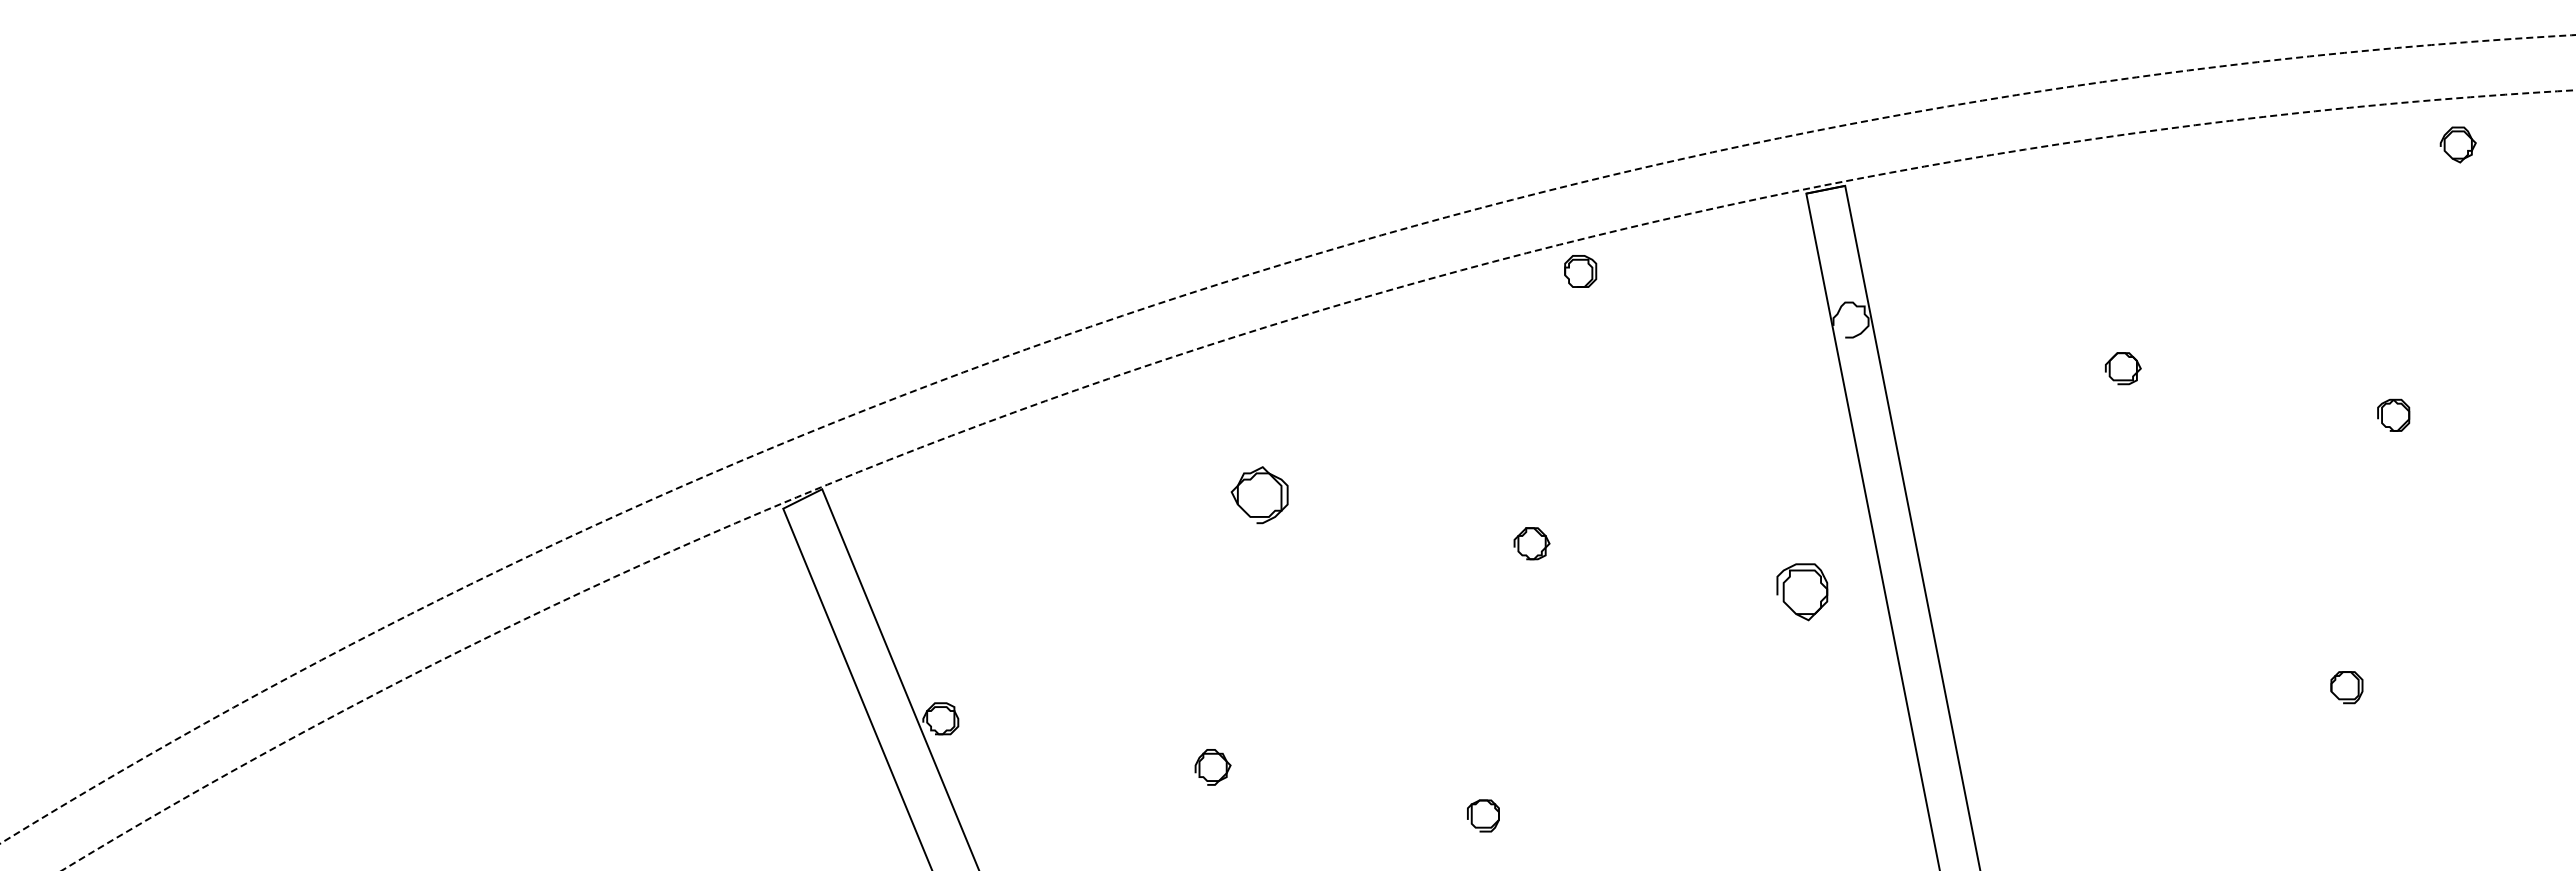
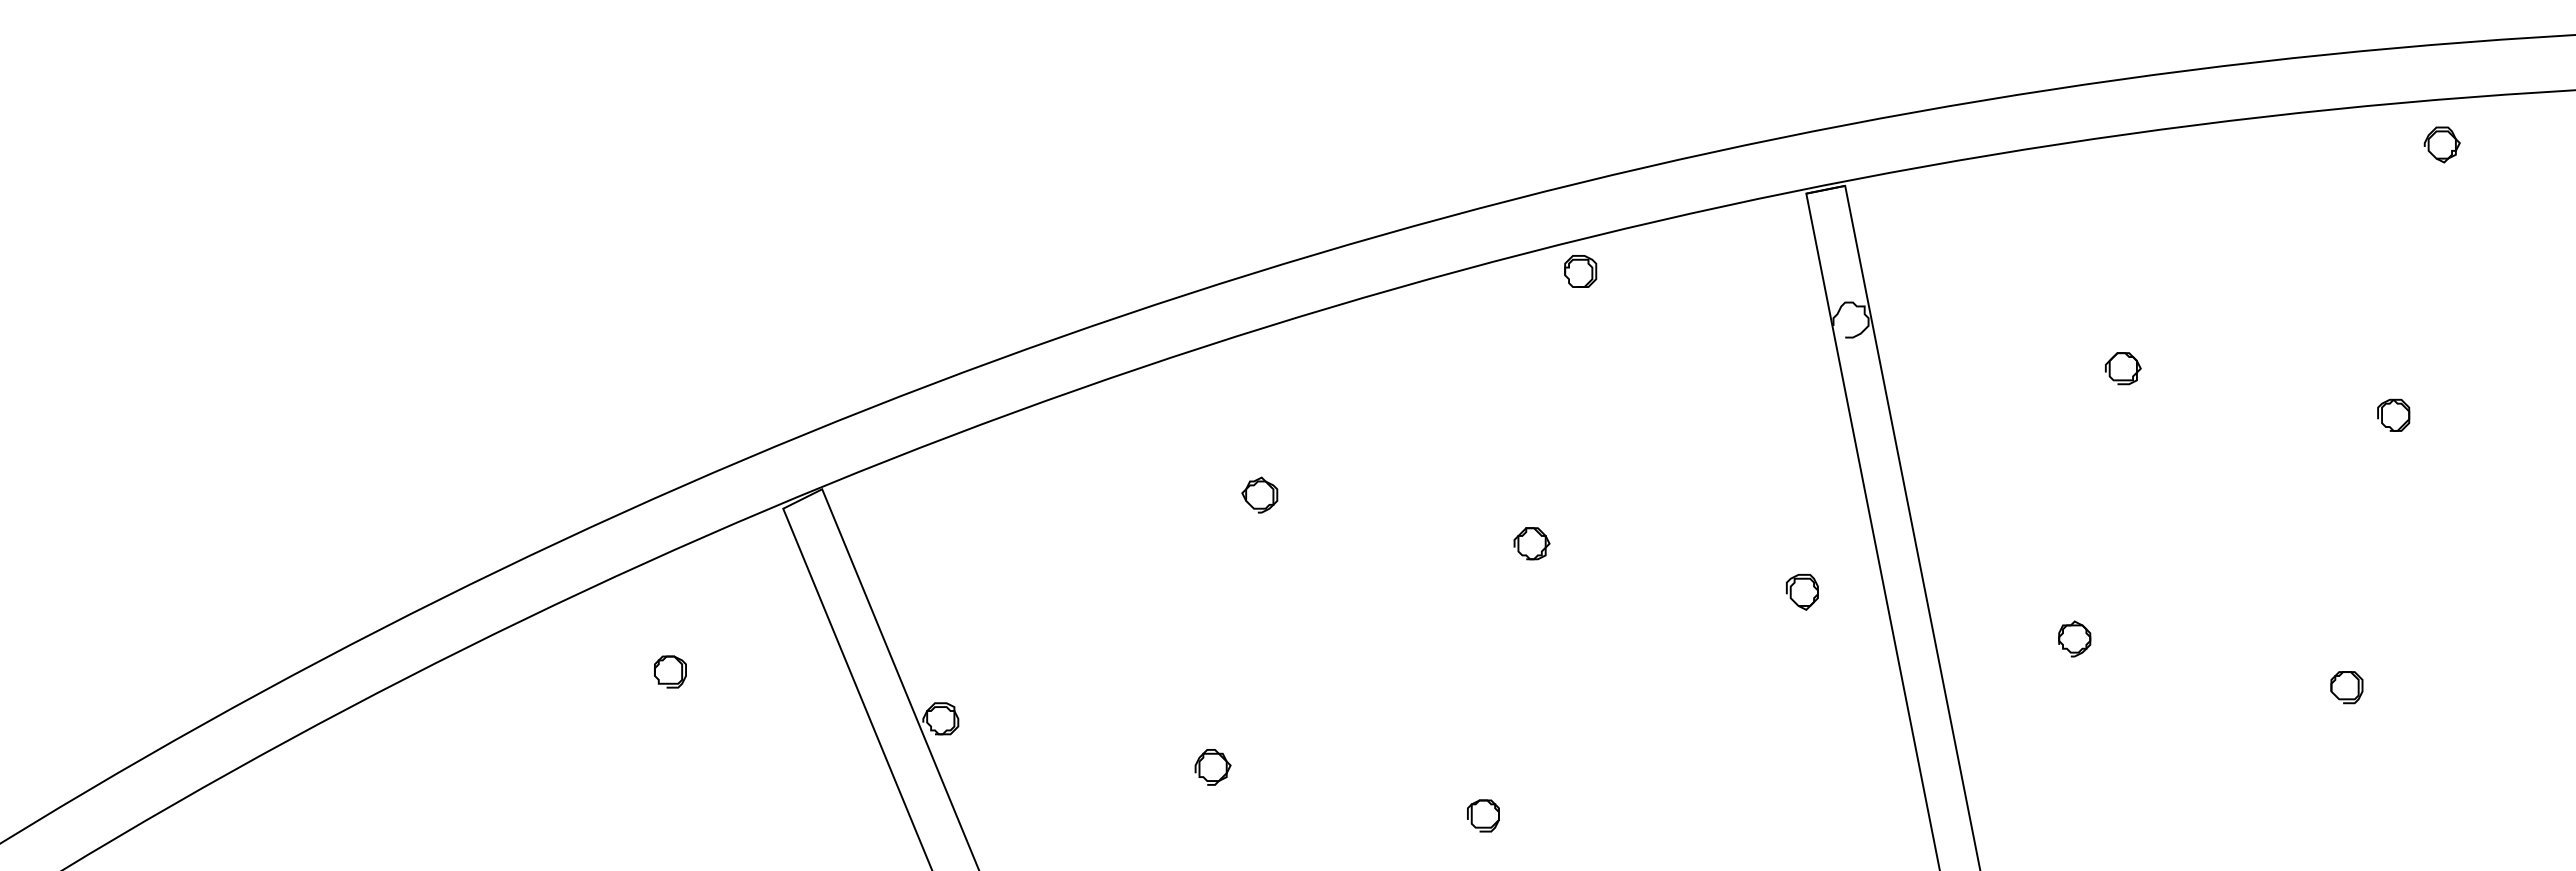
part position: (2457, 144) -> (2441, 144) (2441, 144)
circle: dashed -> solid (1287, 439)
circle: dashed -> solid (1318, 480)
part size: 59x59 px -> 38x38 px (1259, 494)
part size: 53x59 px -> 33x37 px (1802, 592)
part: none -> present (2074, 638)
part: none -> present (670, 671)
